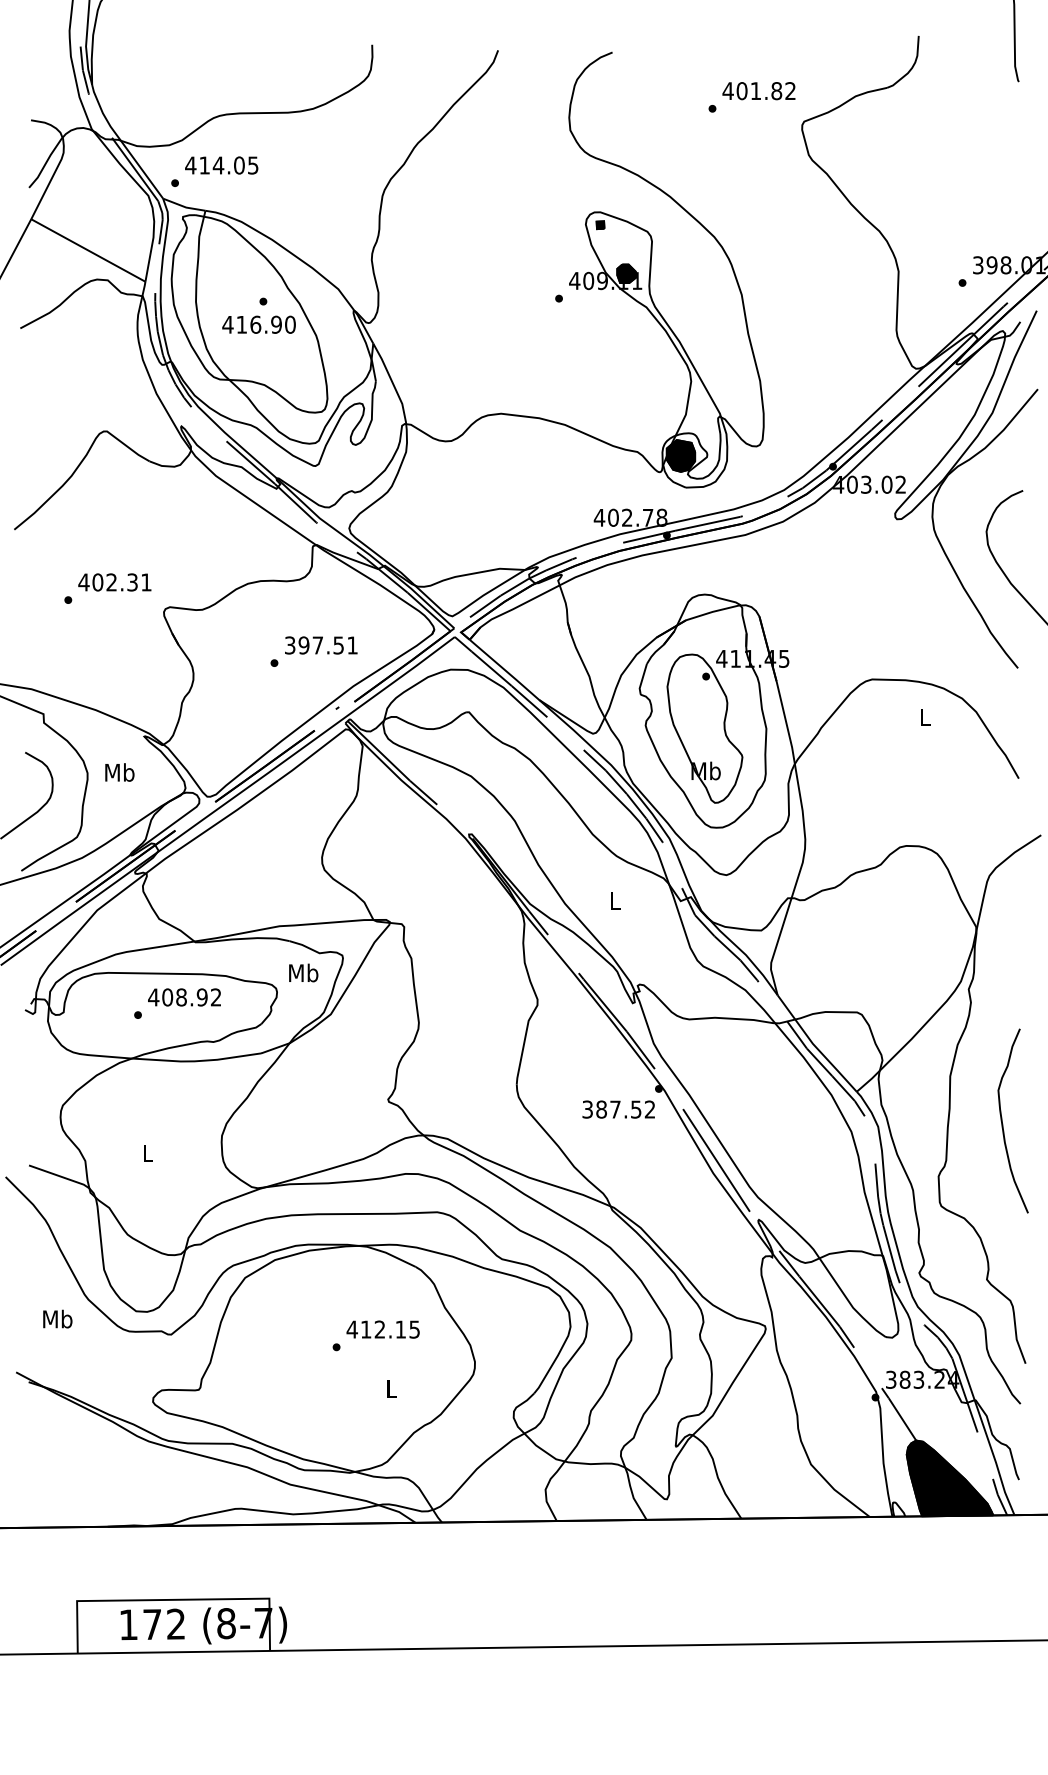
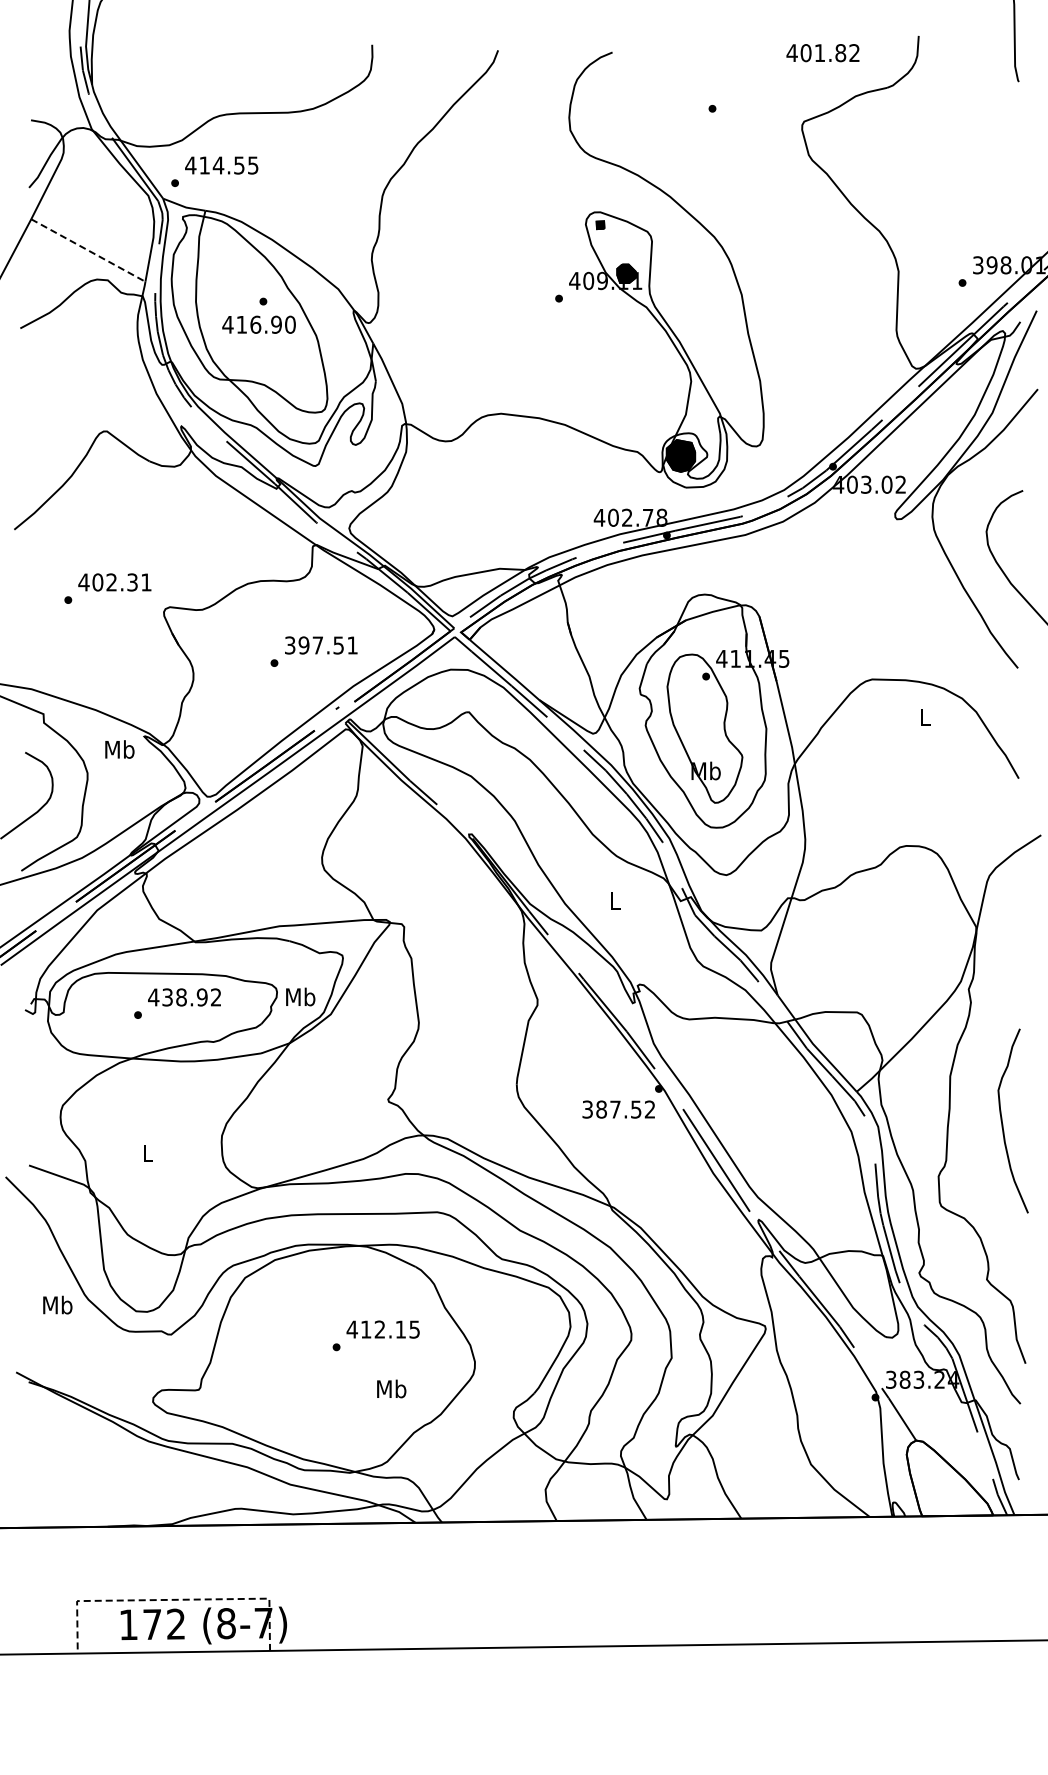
text position: (758, 91) -> (822, 53) (822, 53)
text: 414.05 -> 414.55 (239, 165)
line: solid -> dashed (88, 250)
text position: (119, 772) -> (119, 749) (119, 749)
text position: (303, 972) -> (300, 996) (300, 996)
text: 408.92 -> 438.92 (167, 997)
text position: (57, 1318) -> (57, 1304) (57, 1304)
text: L -> Mb (391, 1388)
fill: present -> none (949, 1478)
line: solid -> dashed (172, 1599)
